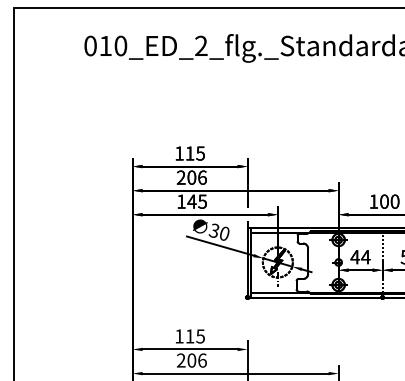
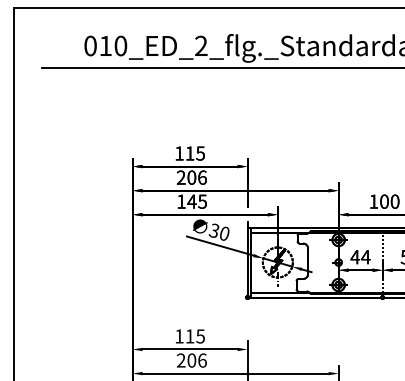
line: none -> present (221, 68)
